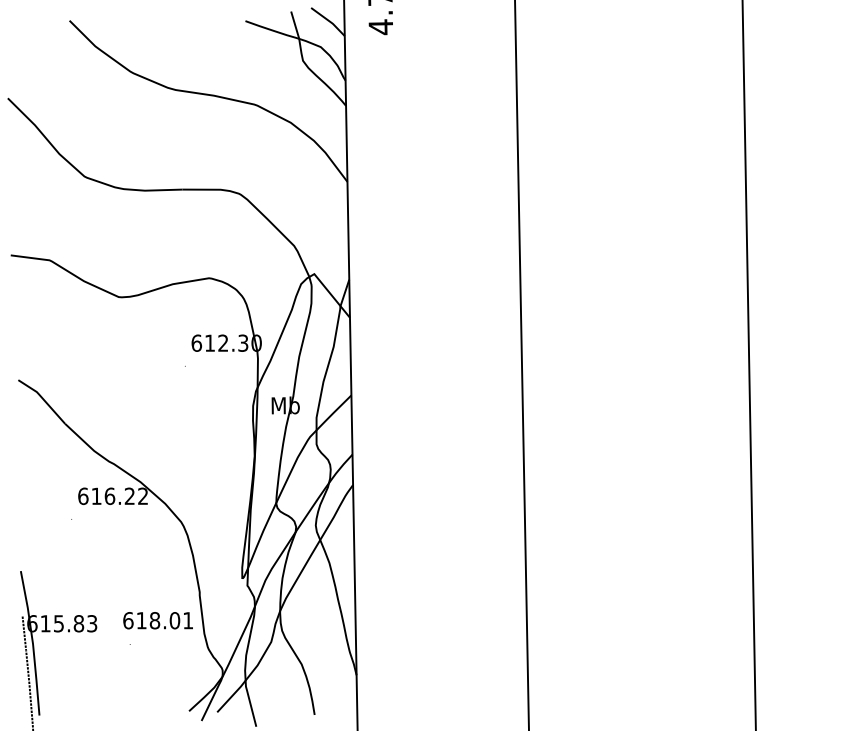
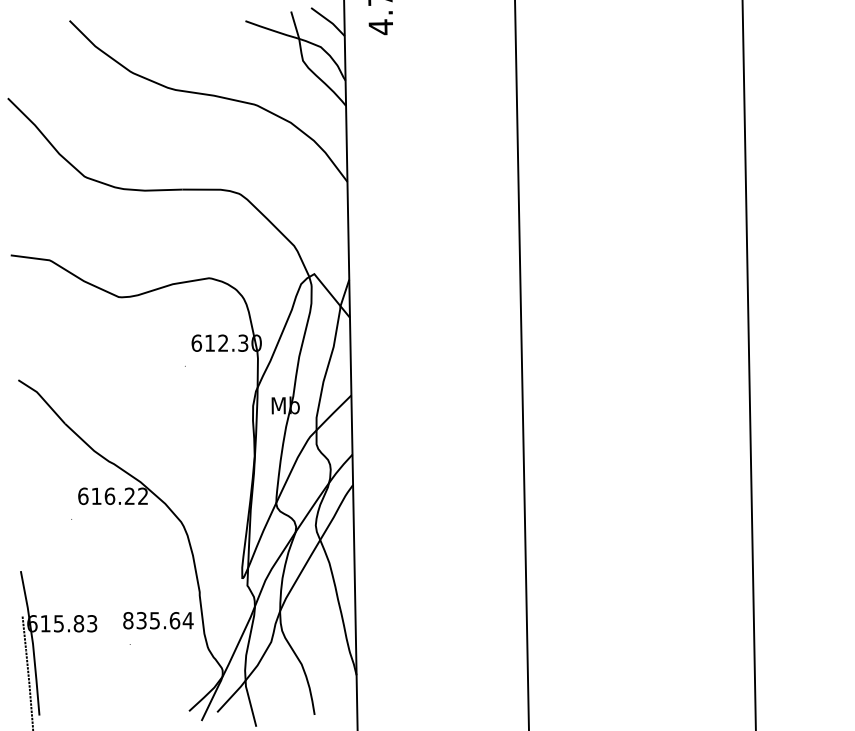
text: 618.01 -> 835.64 (158, 620)
